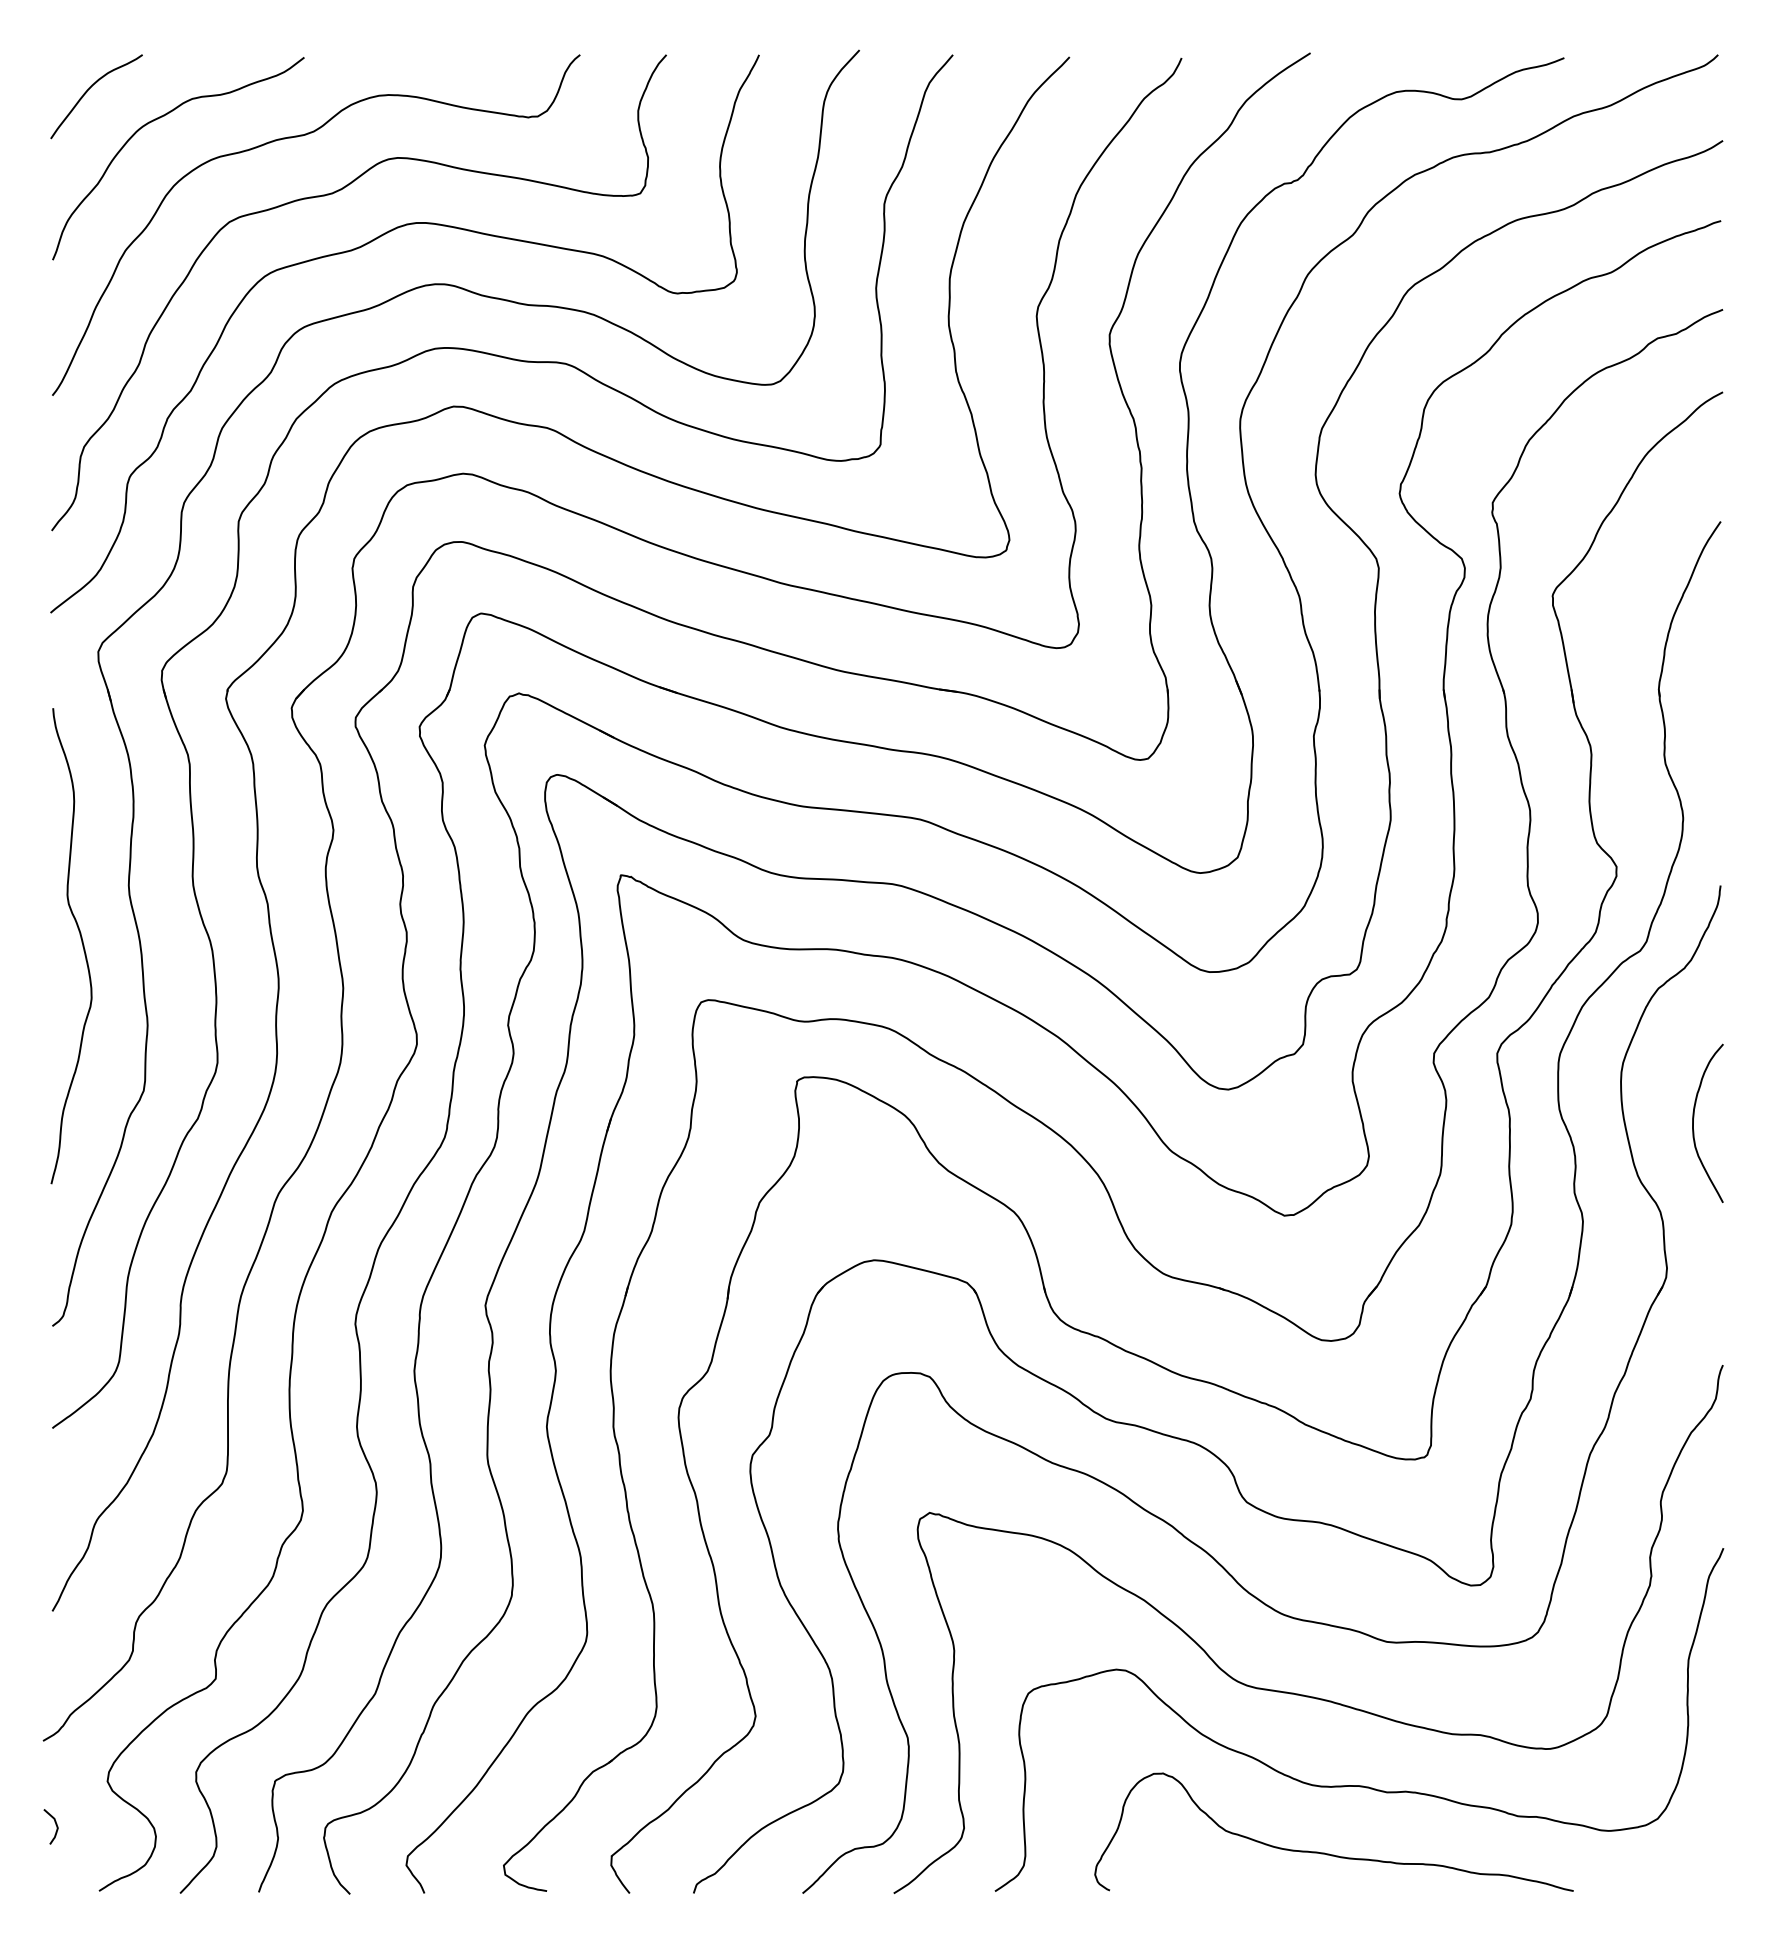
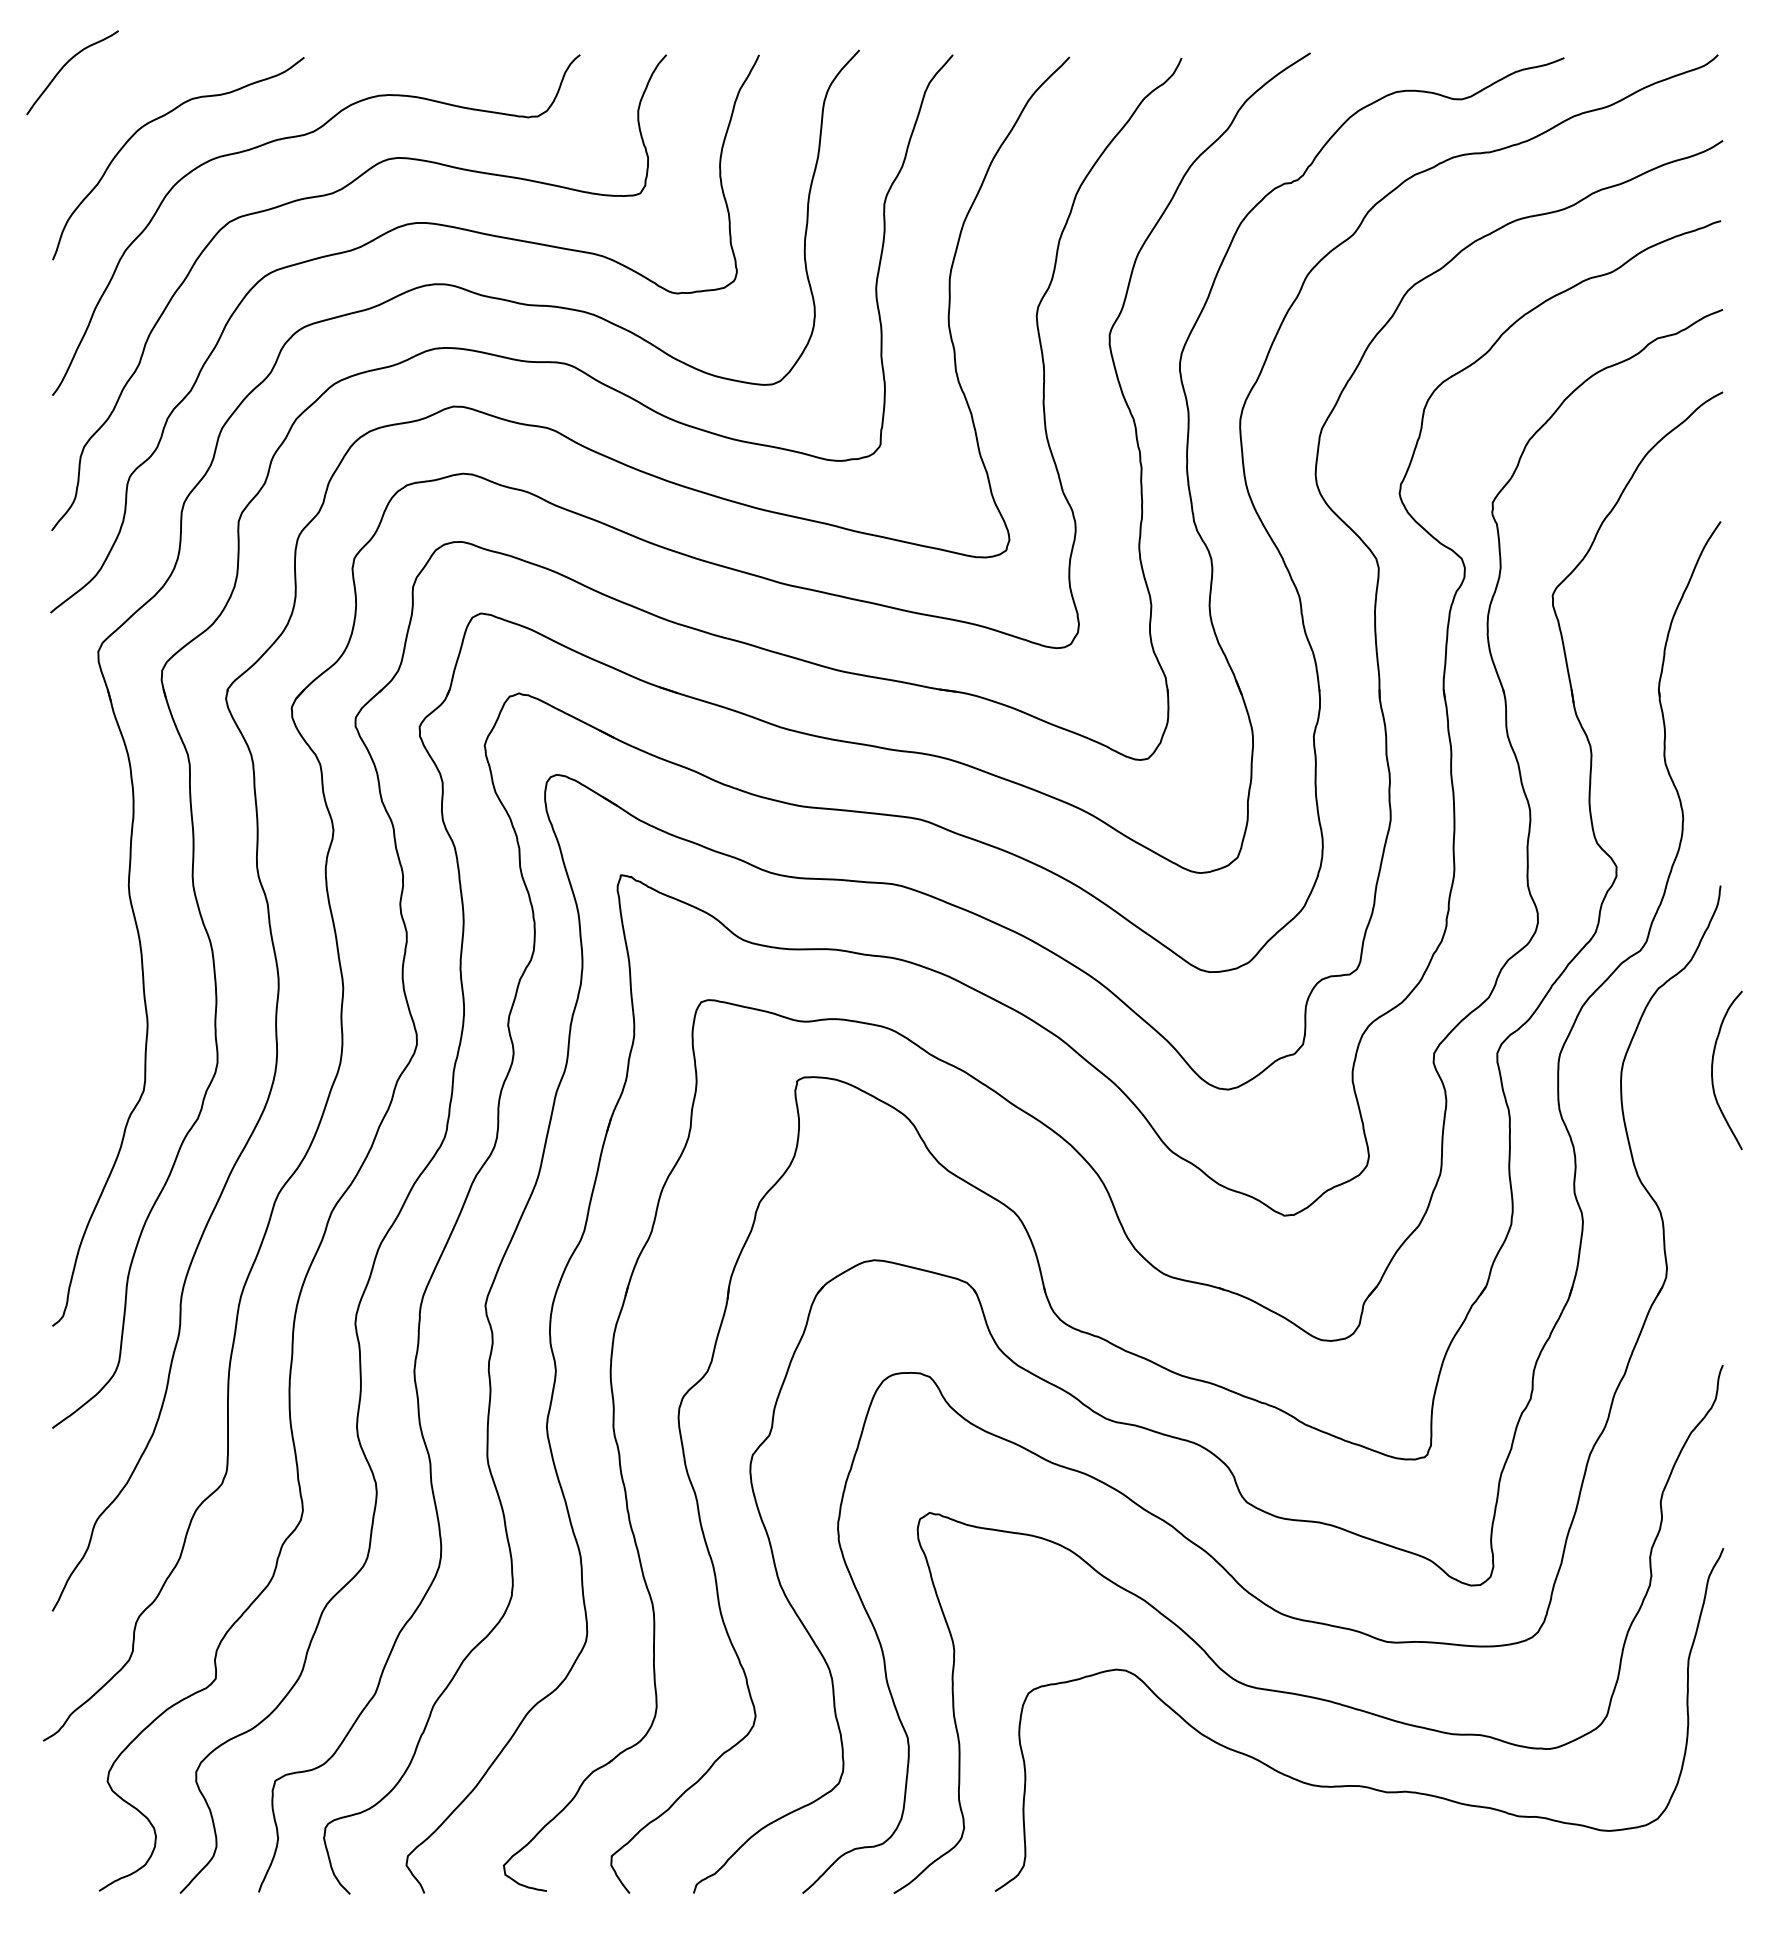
curve position: (87, 92) -> (63, 68) (63, 68)
curve: present -> none (81, 942)
curve position: (1694, 1117) -> (1713, 1064) (1713, 1064)
curve: present -> none (55, 1824)
curve: present -> none (1329, 1853)
